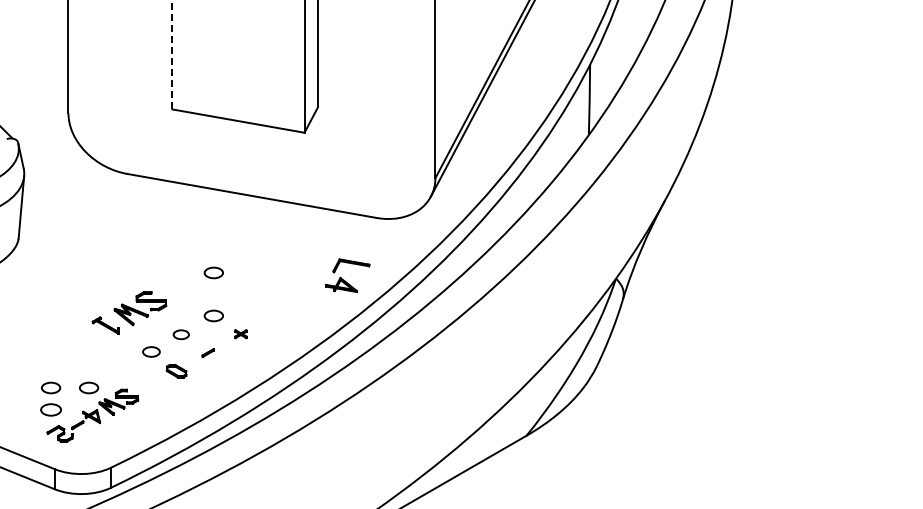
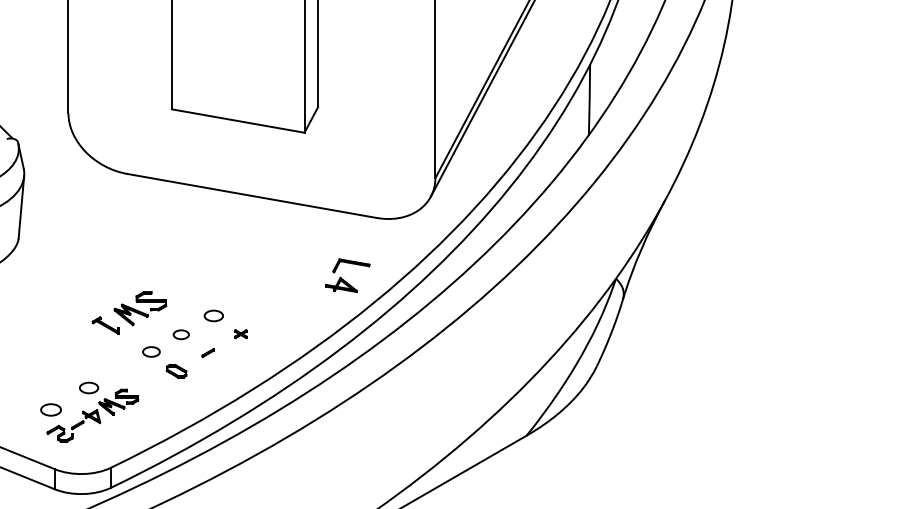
line: dashed -> solid (172, 54)
part: present -> none (213, 272)
part: present -> none (51, 387)
